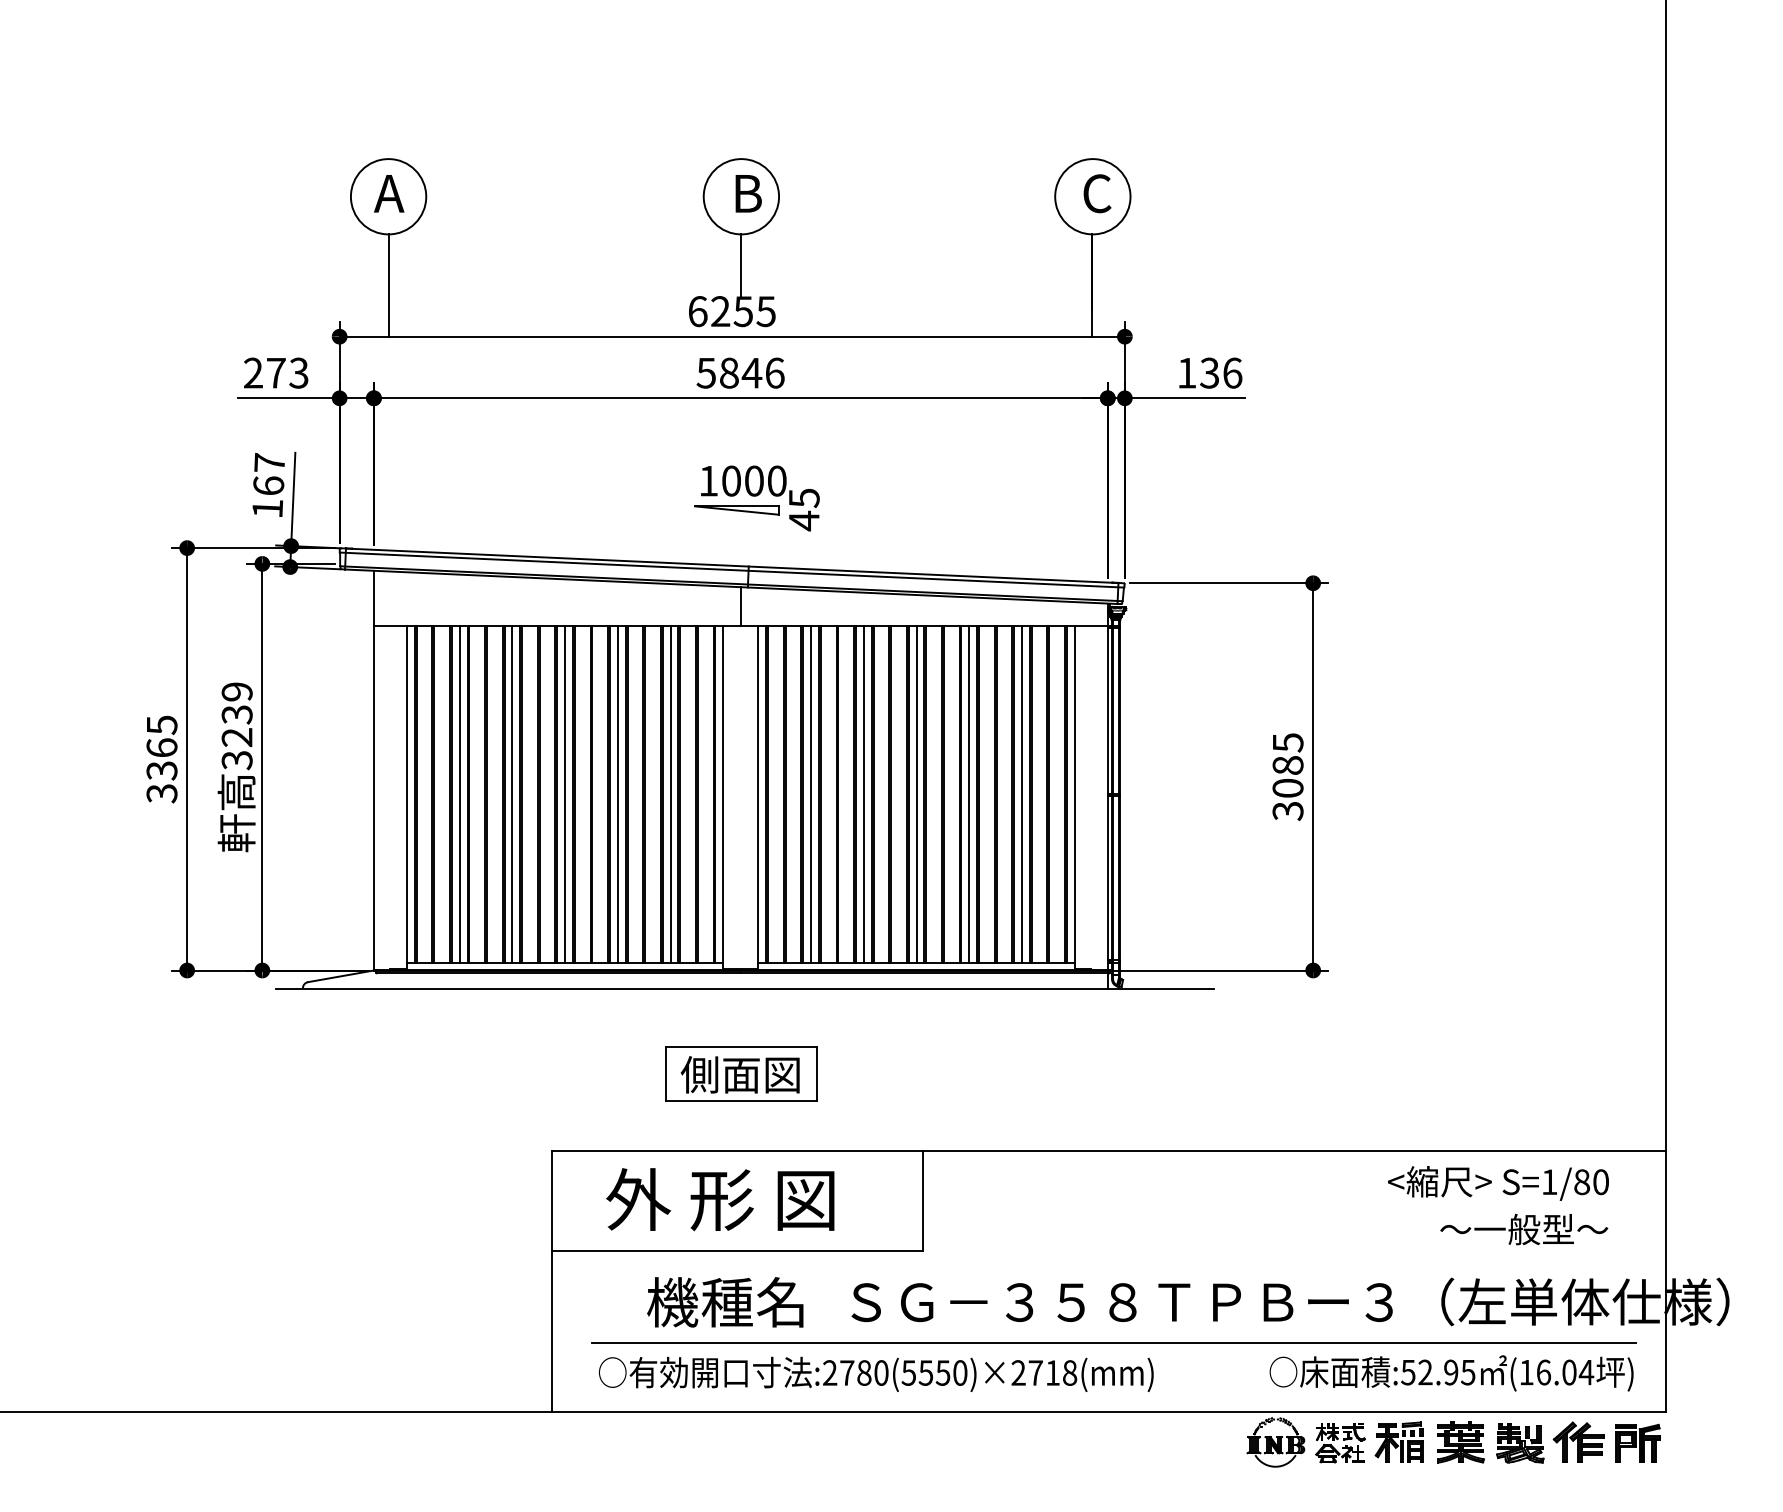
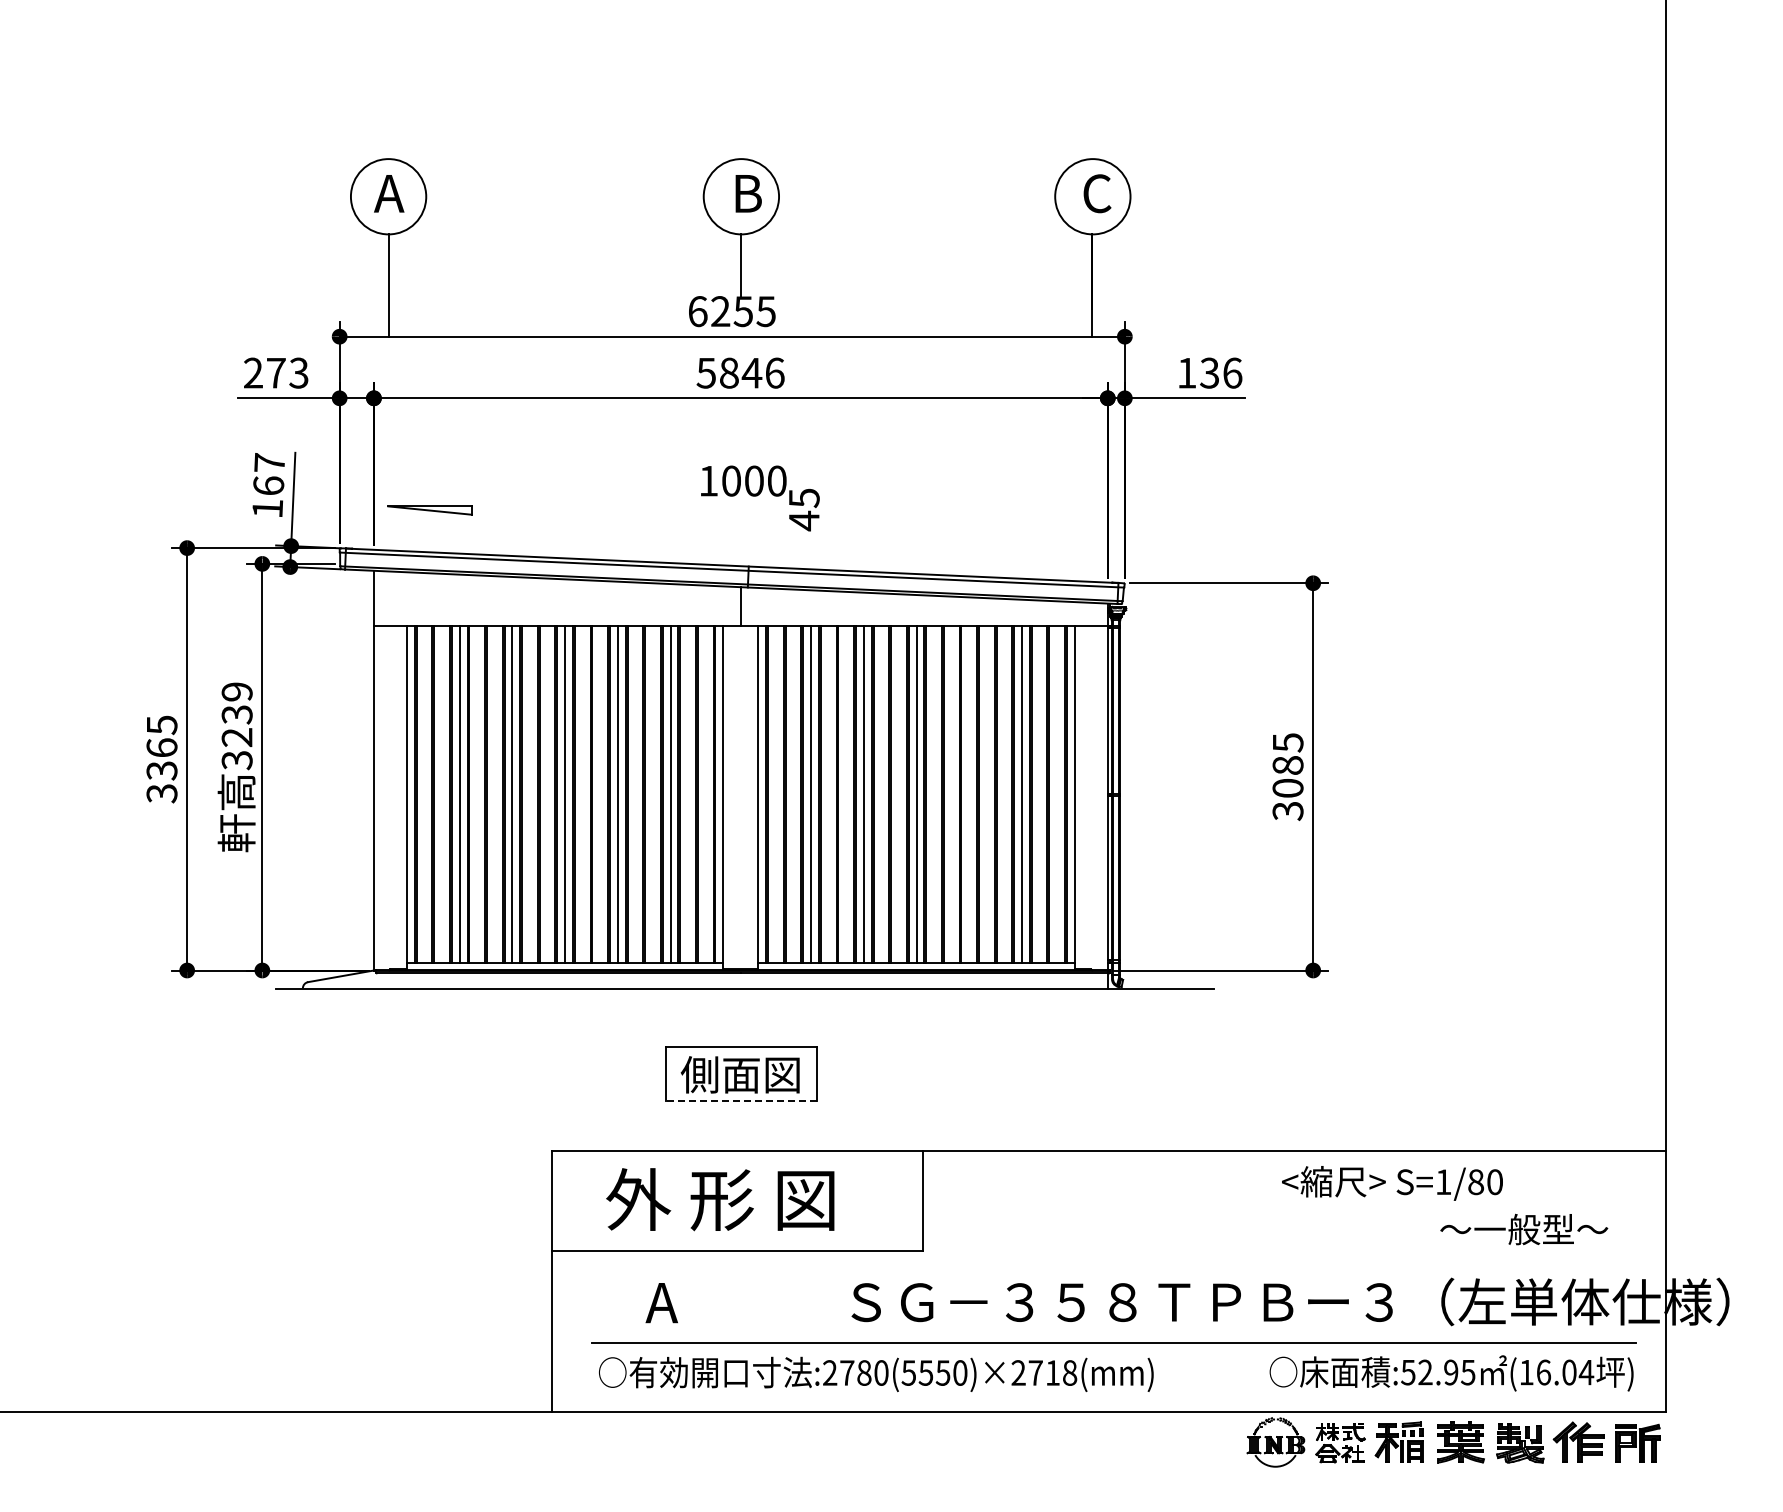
part position: (736, 510) -> (429, 510) (429, 510)
line: present -> none (969, 793)
line: solid -> dashed (741, 1101)
text position: (1498, 1183) -> (1392, 1183) (1392, 1183)
text: 機種名 -> A (724, 1302)
